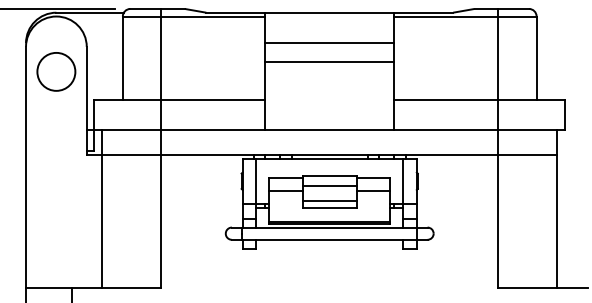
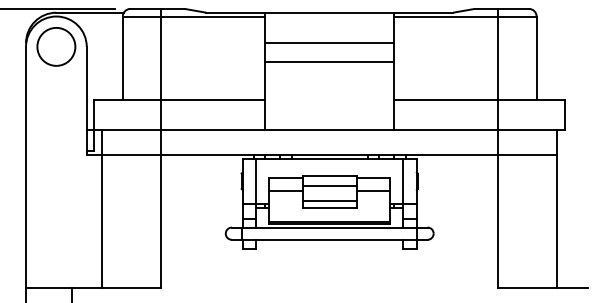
circle position: (56, 71) -> (56, 46) (56, 46)
